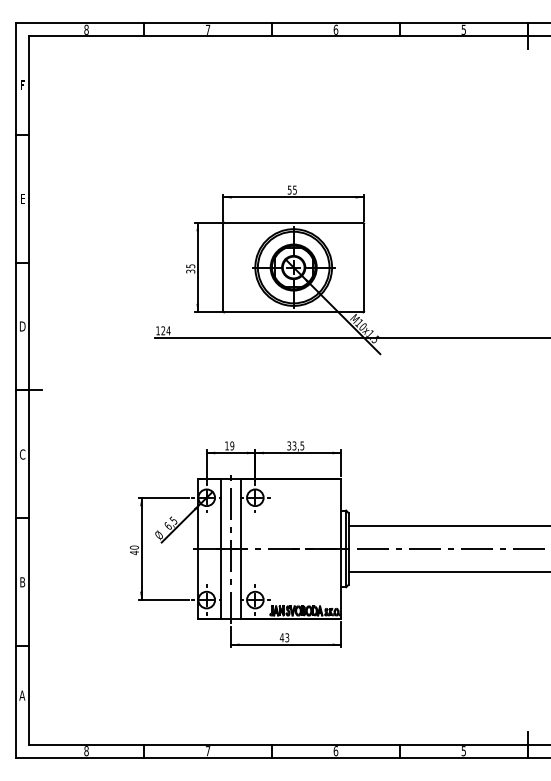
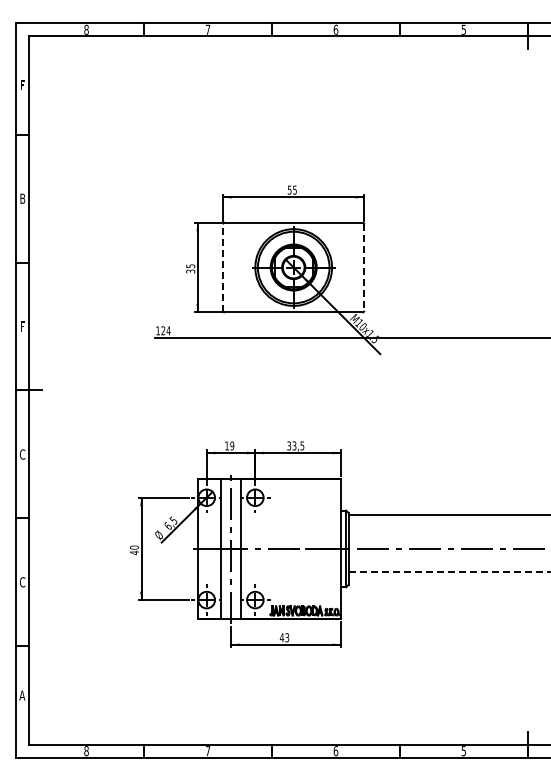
text: E -> B (22, 198)
line: solid -> dashed (223, 267)
line: solid -> dashed (364, 267)
text: D -> F (22, 326)
line position: (447, 525) -> (447, 514) (447, 514)
line: solid -> dashed (449, 571)
text: B -> C (22, 582)
